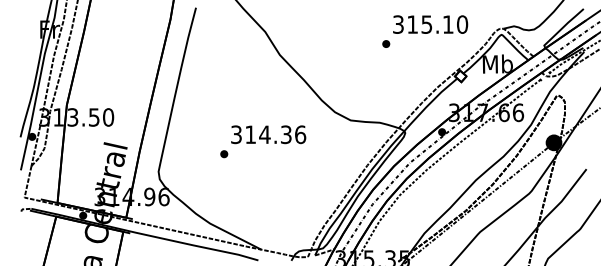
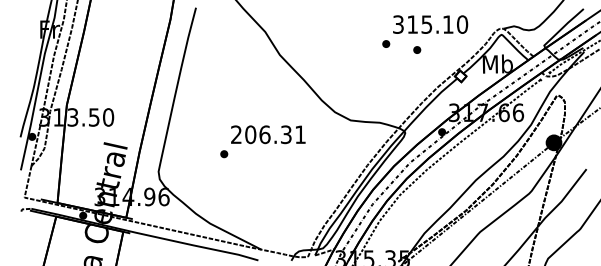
part: none -> present (417, 49)
text: 314.36 -> 206.31 (268, 134)
